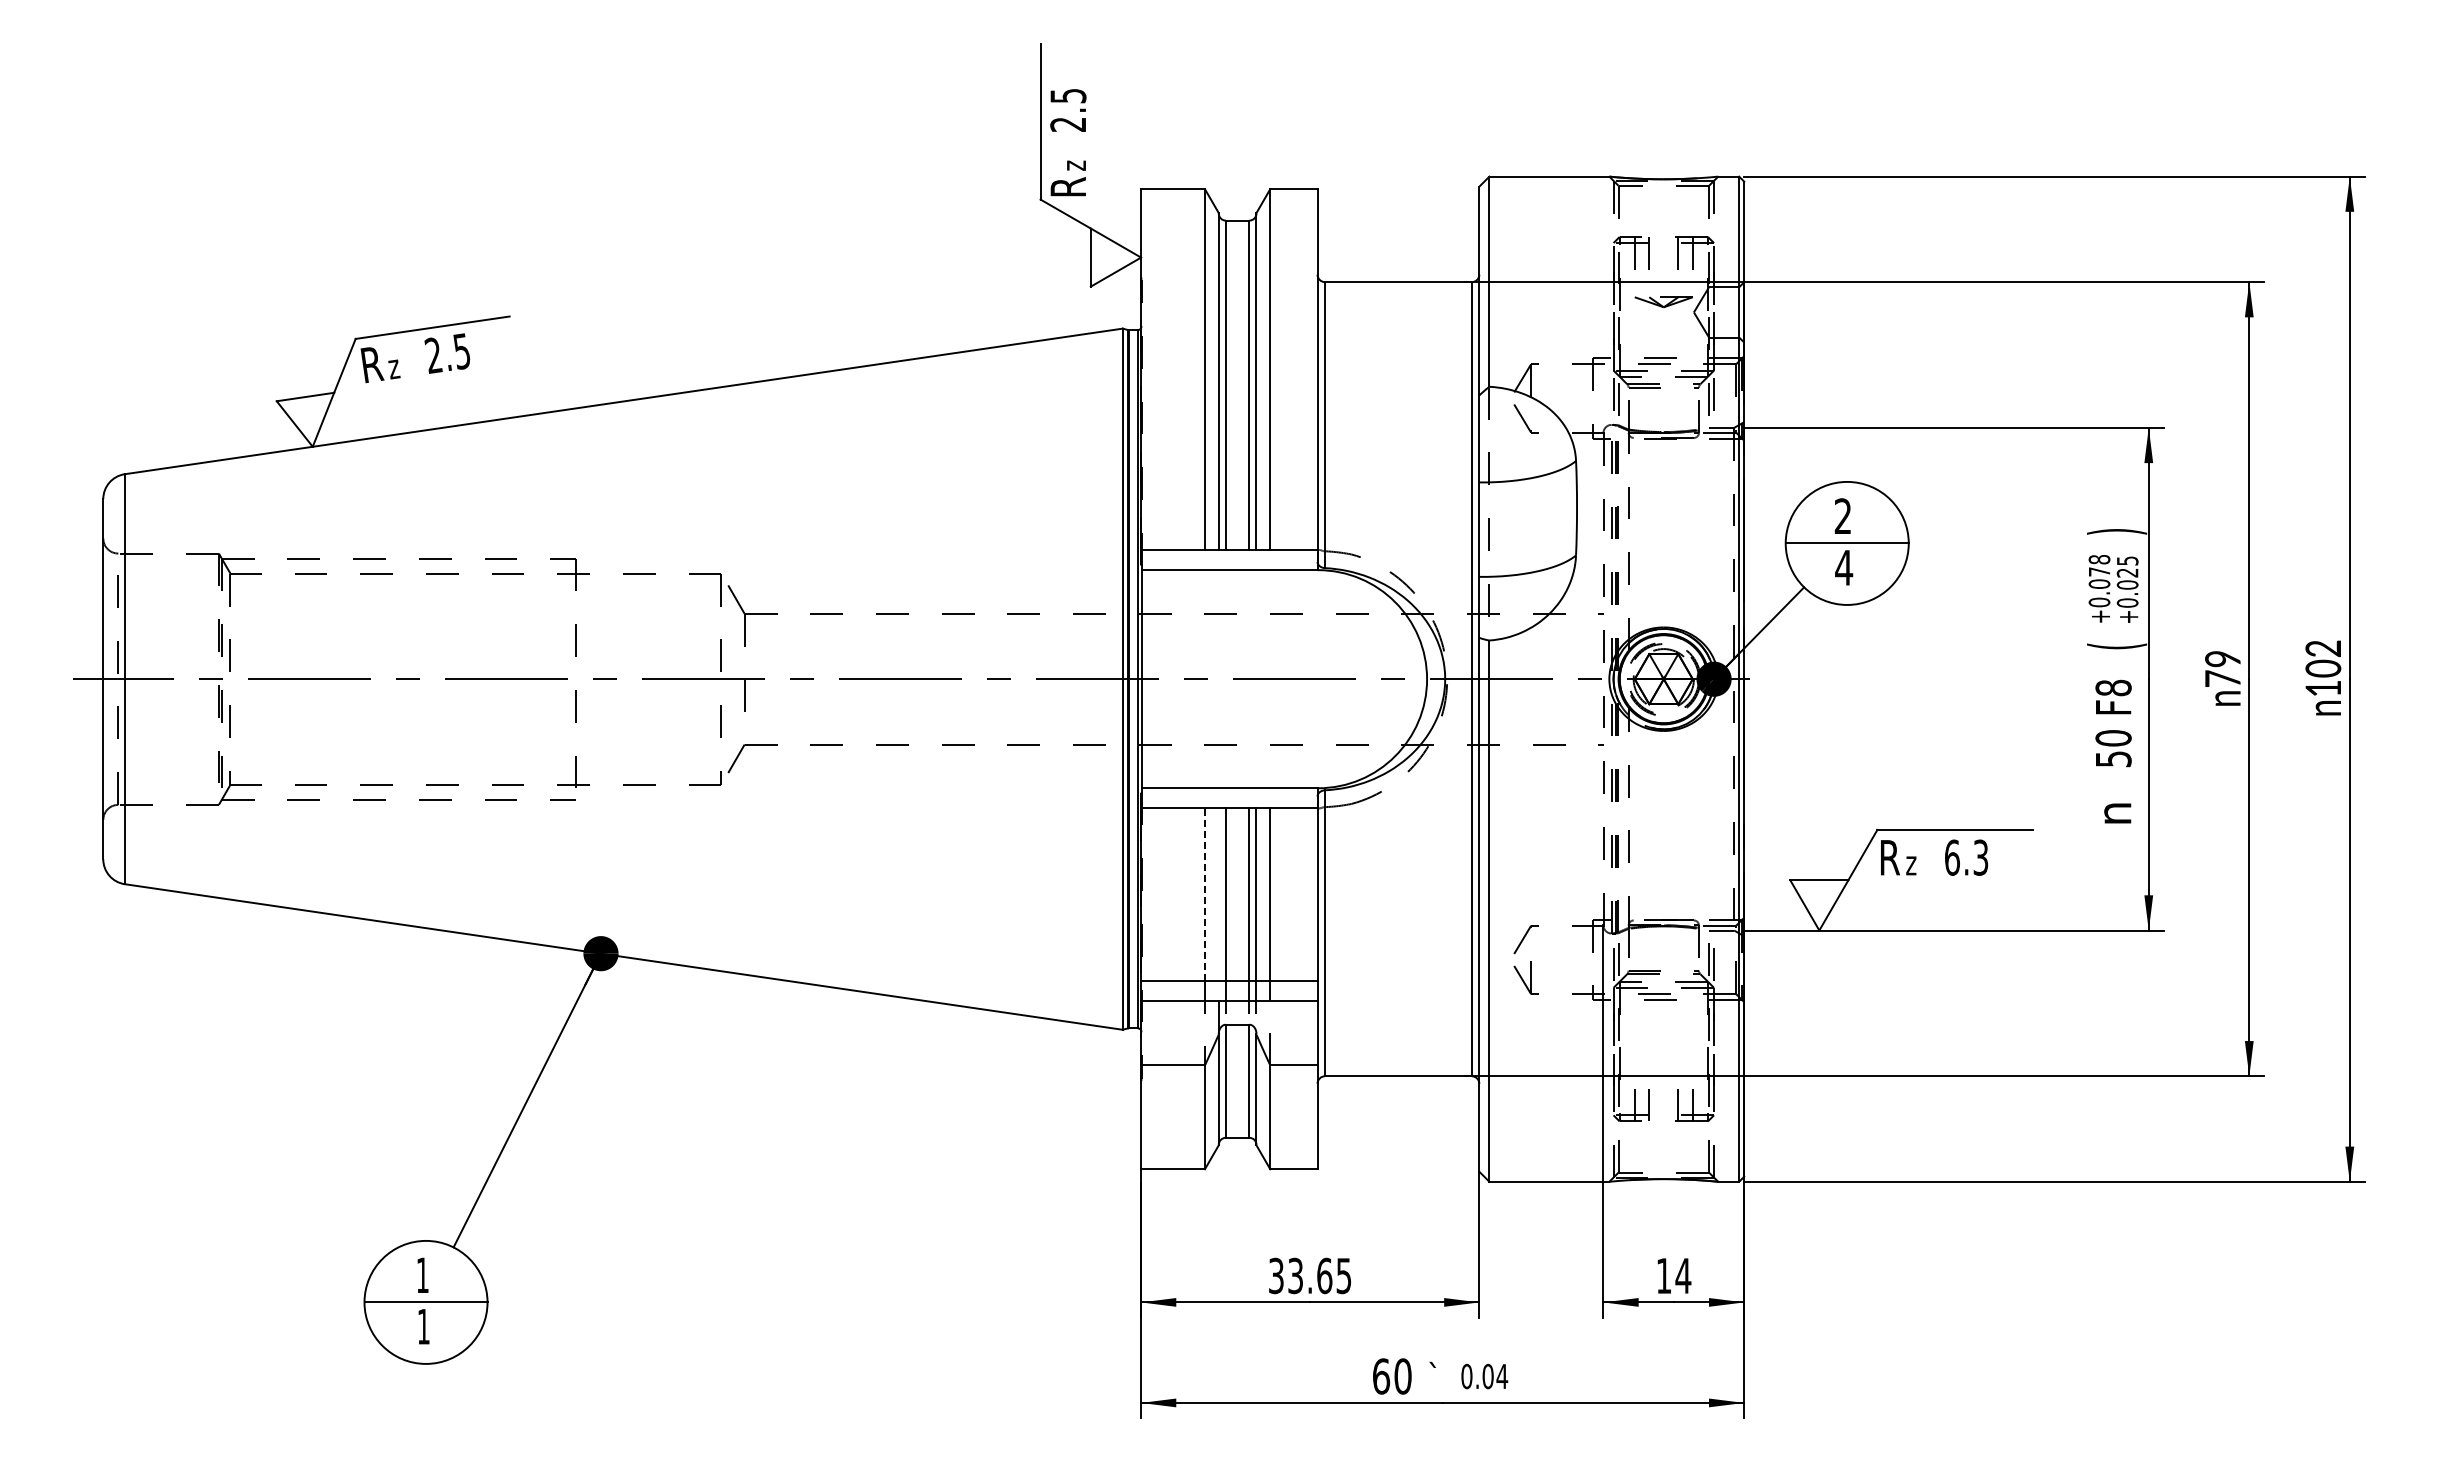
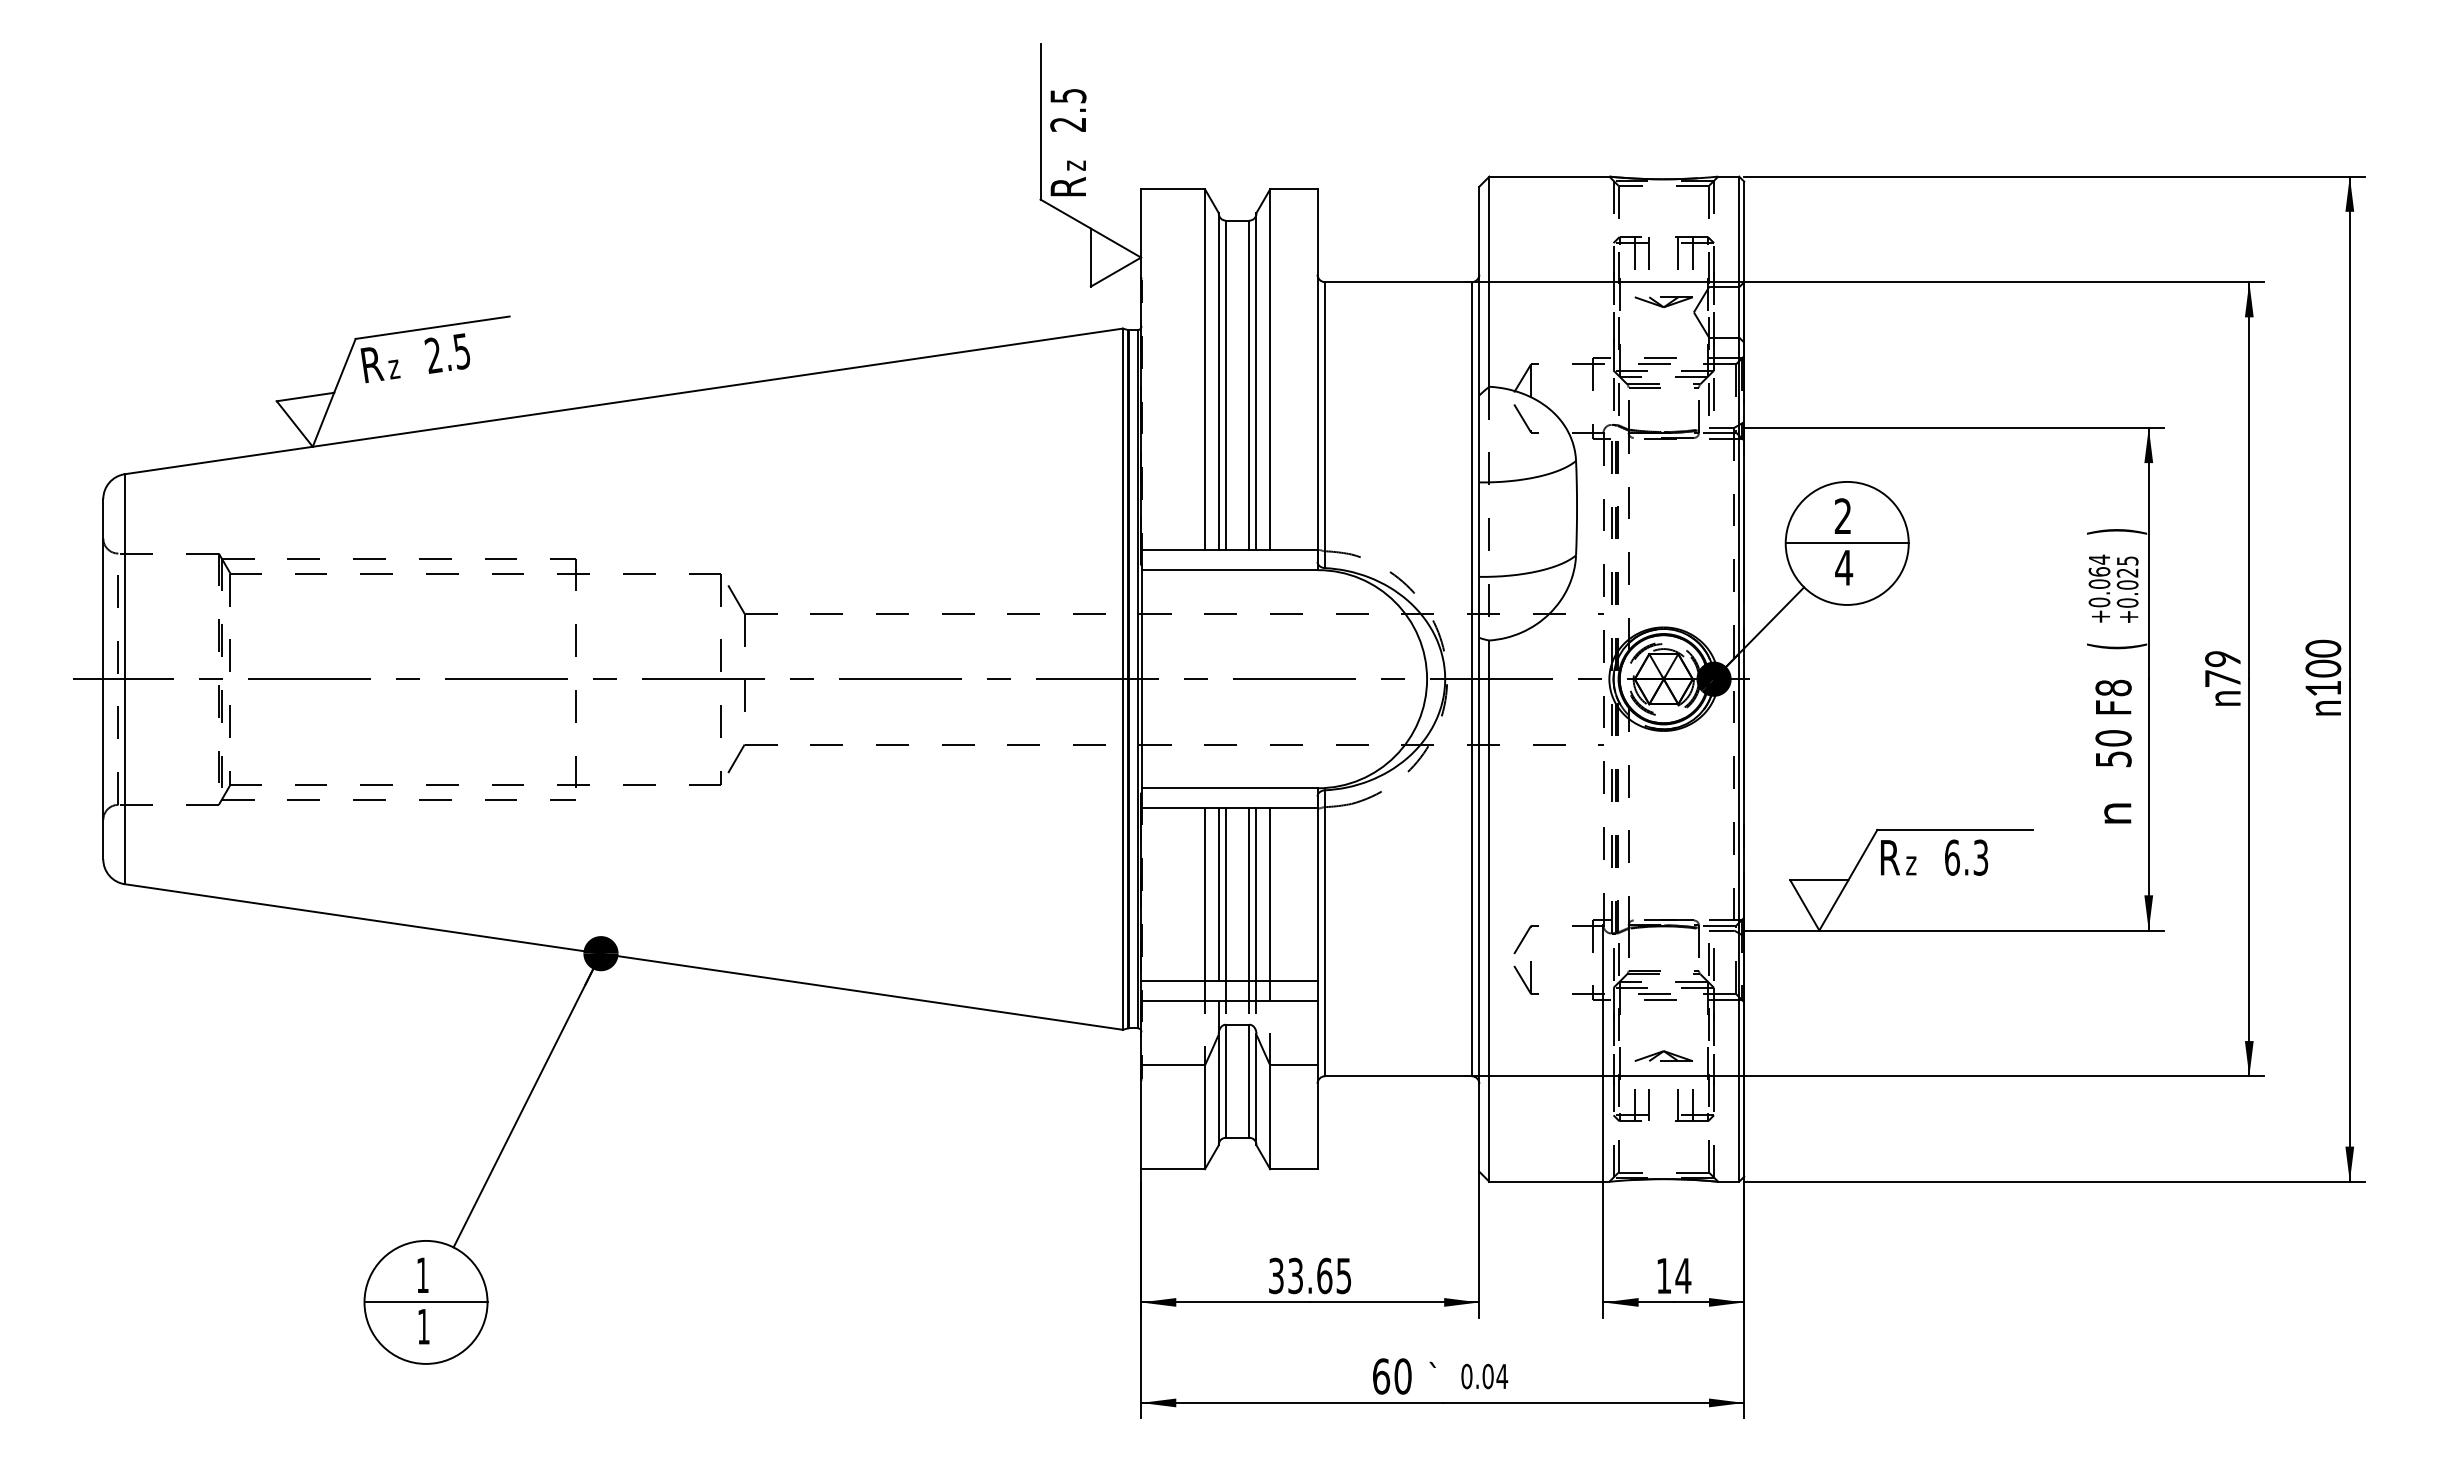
text: +0.078 -> +0.064 (2099, 565)
text: 102 -> 100 (2323, 648)
line: dashed -> solid (1204, 894)
line: none -> present (1218, 894)
part: none -> present (1663, 1055)
